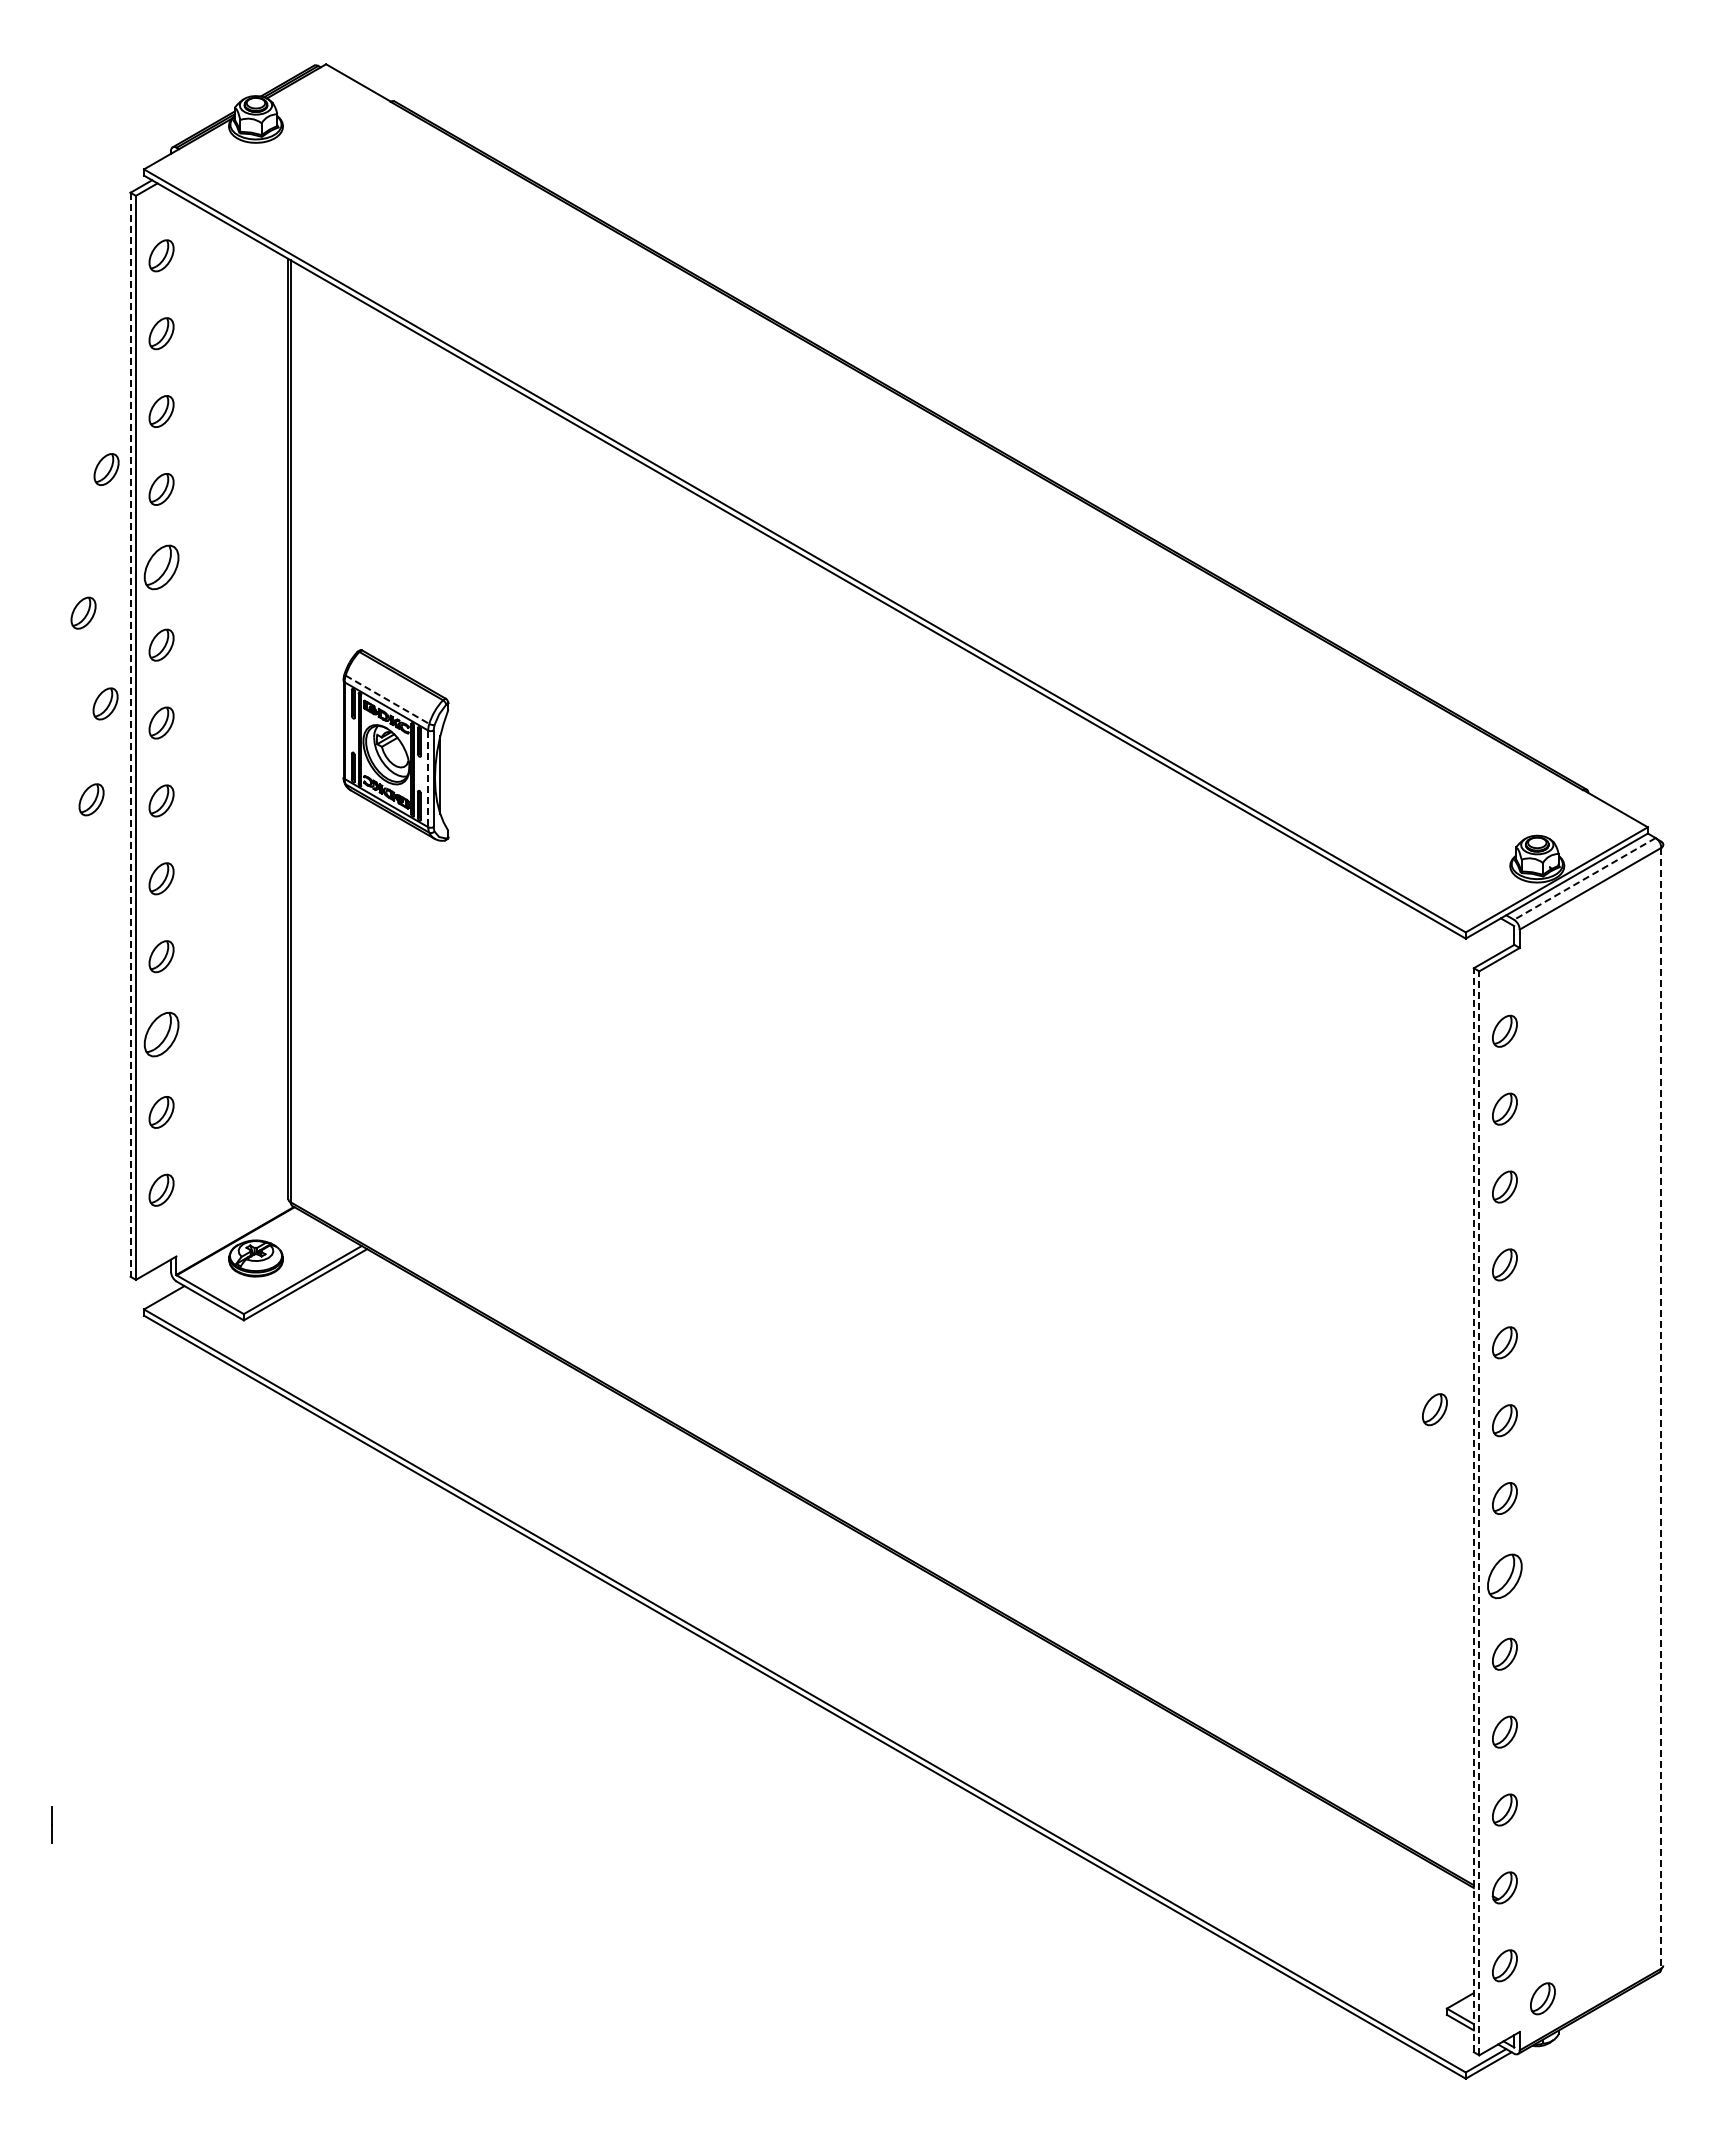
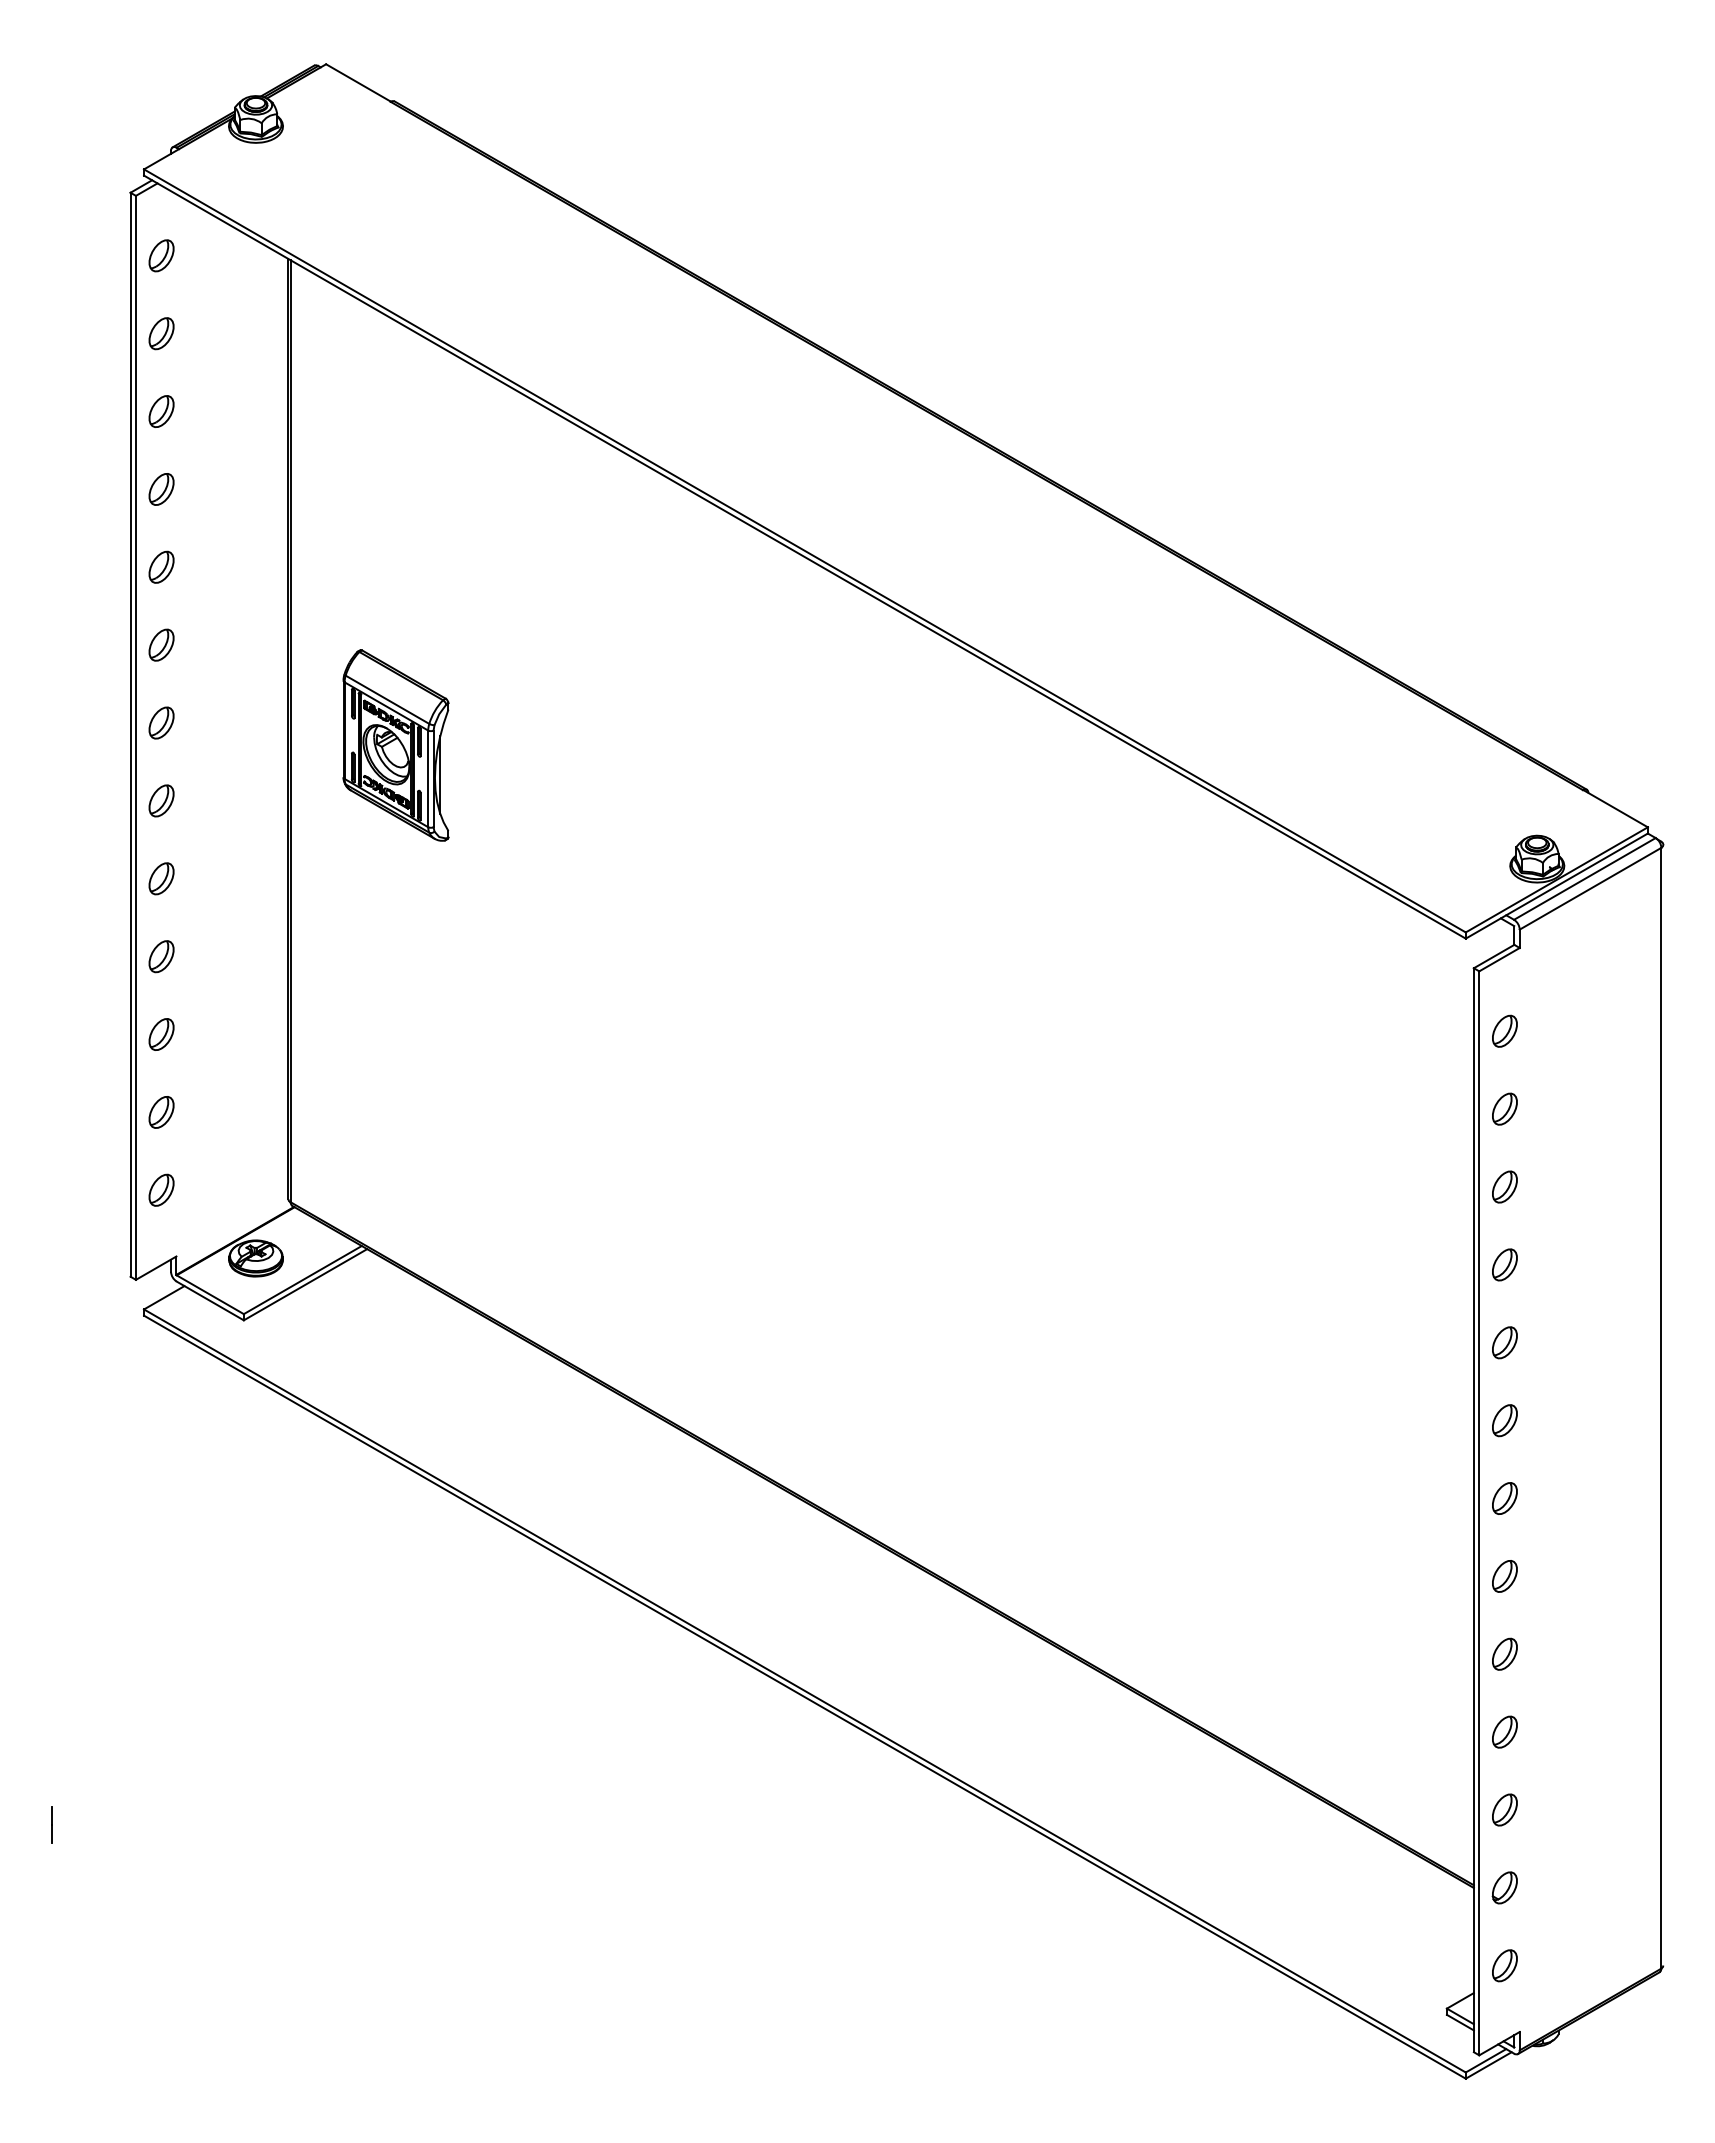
part: present -> none (106, 469)
part size: 37x47 px -> 27x34 px (161, 566)
part: present -> none (83, 612)
line: dashed -> solid (387, 700)
part: present -> none (105, 703)
line: dashed -> solid (130, 734)
line: dashed -> solid (428, 779)
part: present -> none (91, 799)
line: dashed -> solid (1584, 878)
part size: 37x47 px -> 27x33 px (161, 1034)
line: dashed -> solid (1661, 1408)
part: present -> none (1434, 1409)
line: dashed -> solid (1473, 1510)
line: dashed -> solid (1479, 1513)
part size: 36x47 px -> 26x33 px (1504, 1576)
part: present -> none (1542, 1998)
